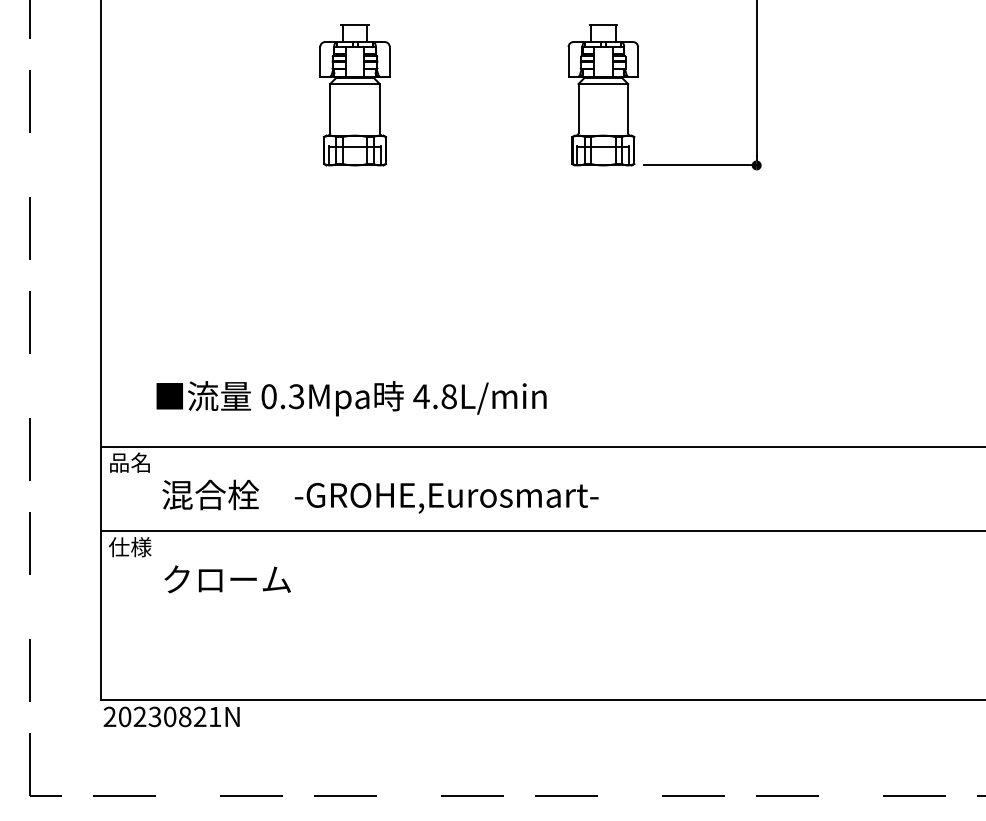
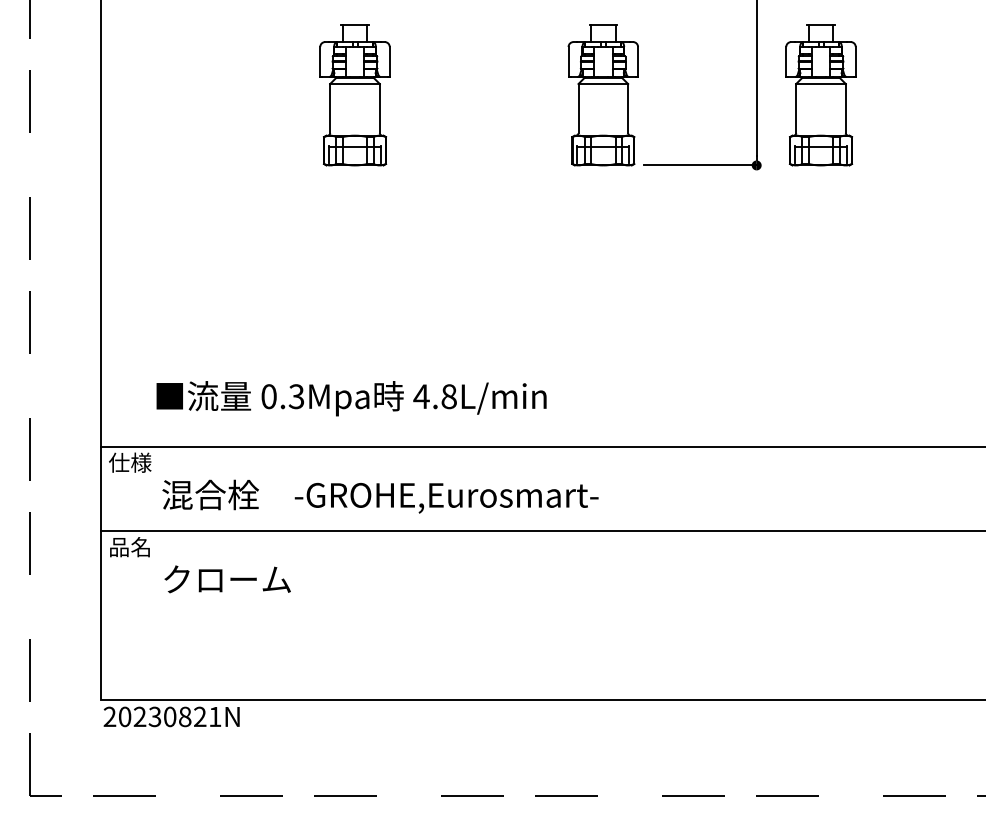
part: none -> present (820, 95)
text: 品名 -> 仕様 (130, 462)
text: 仕様 -> 品名 (130, 547)
